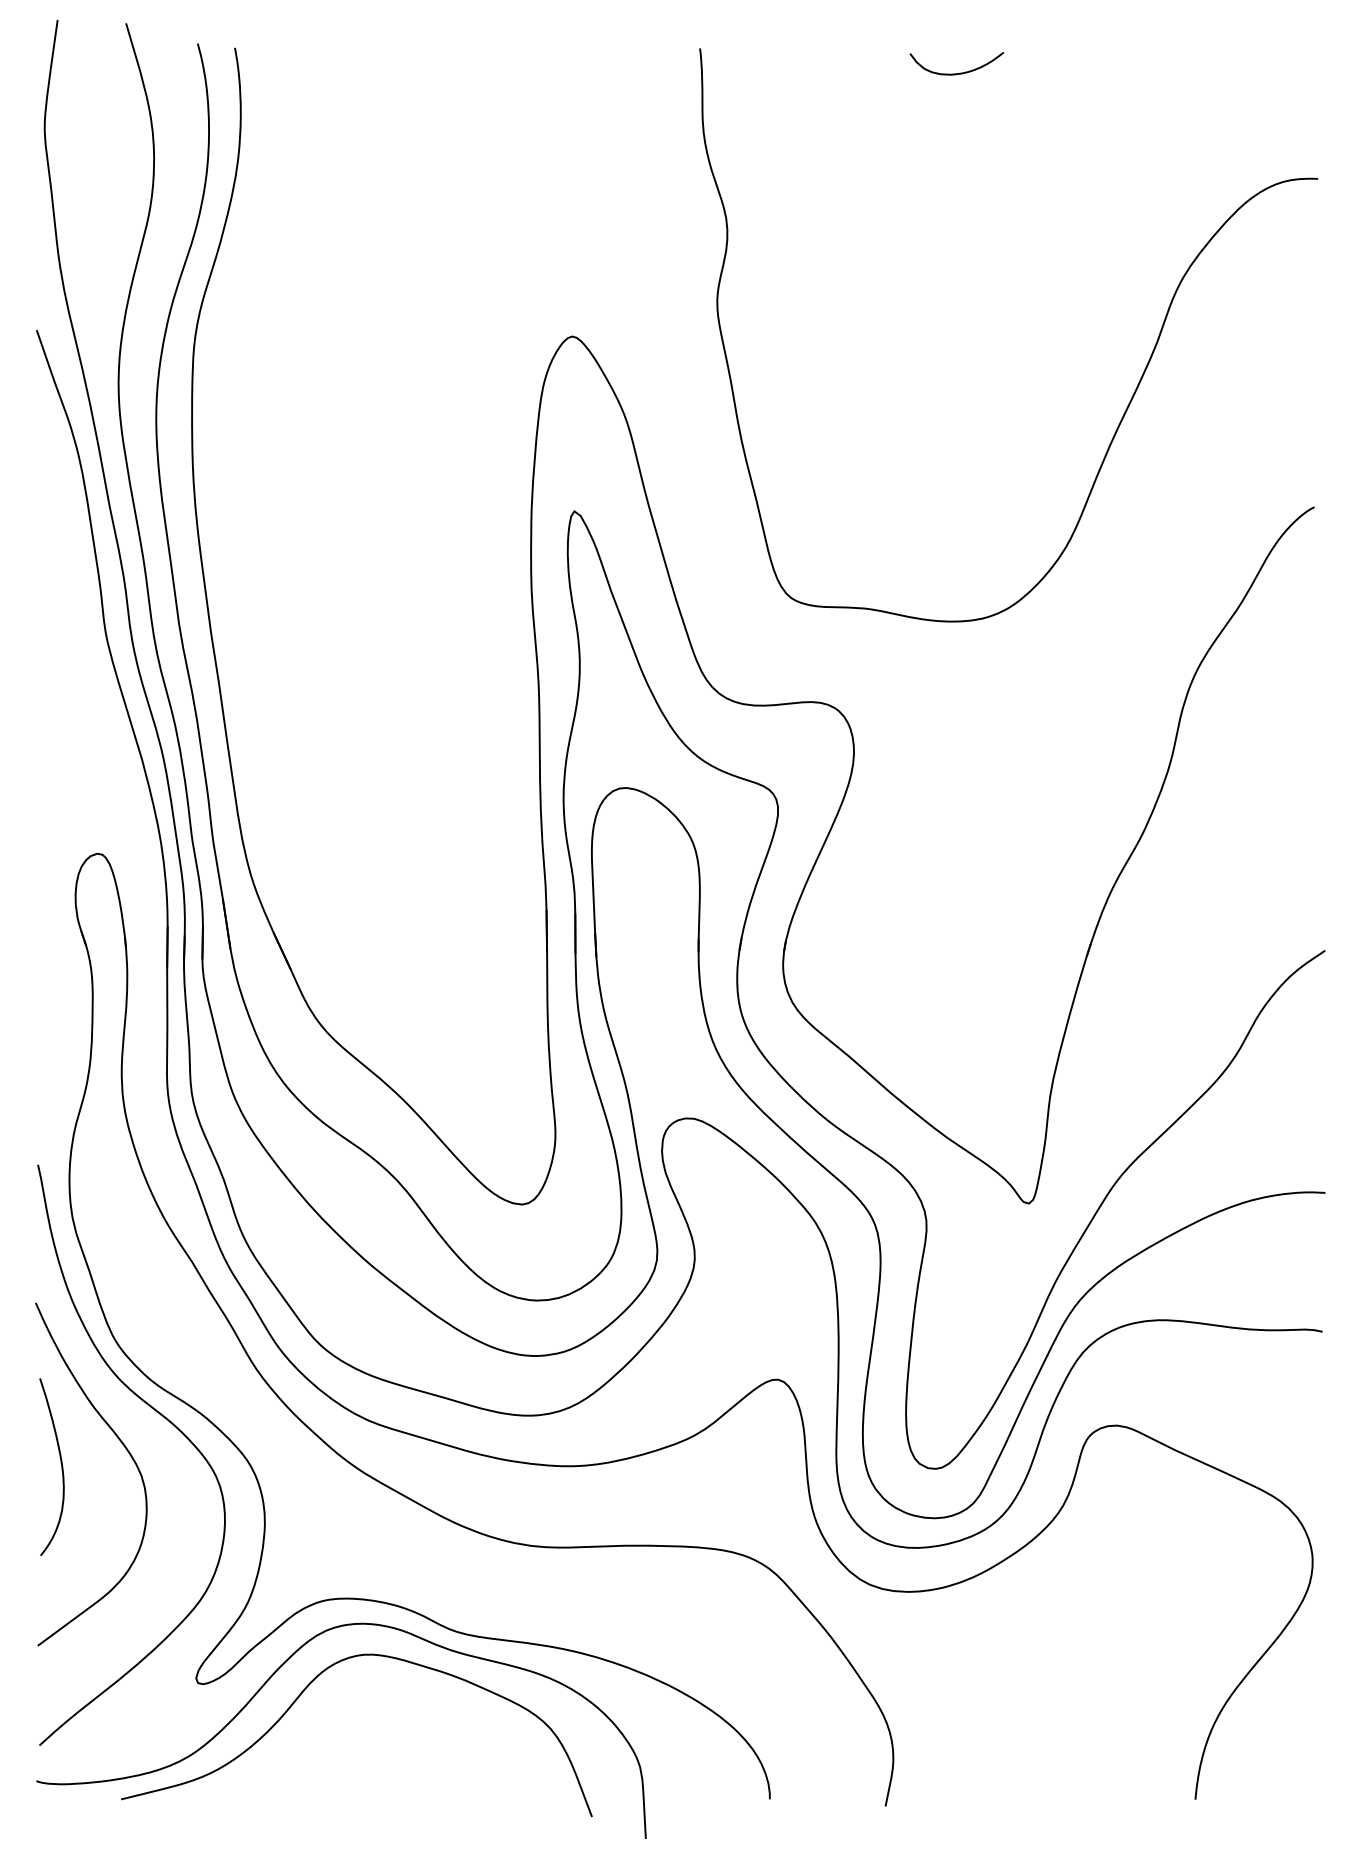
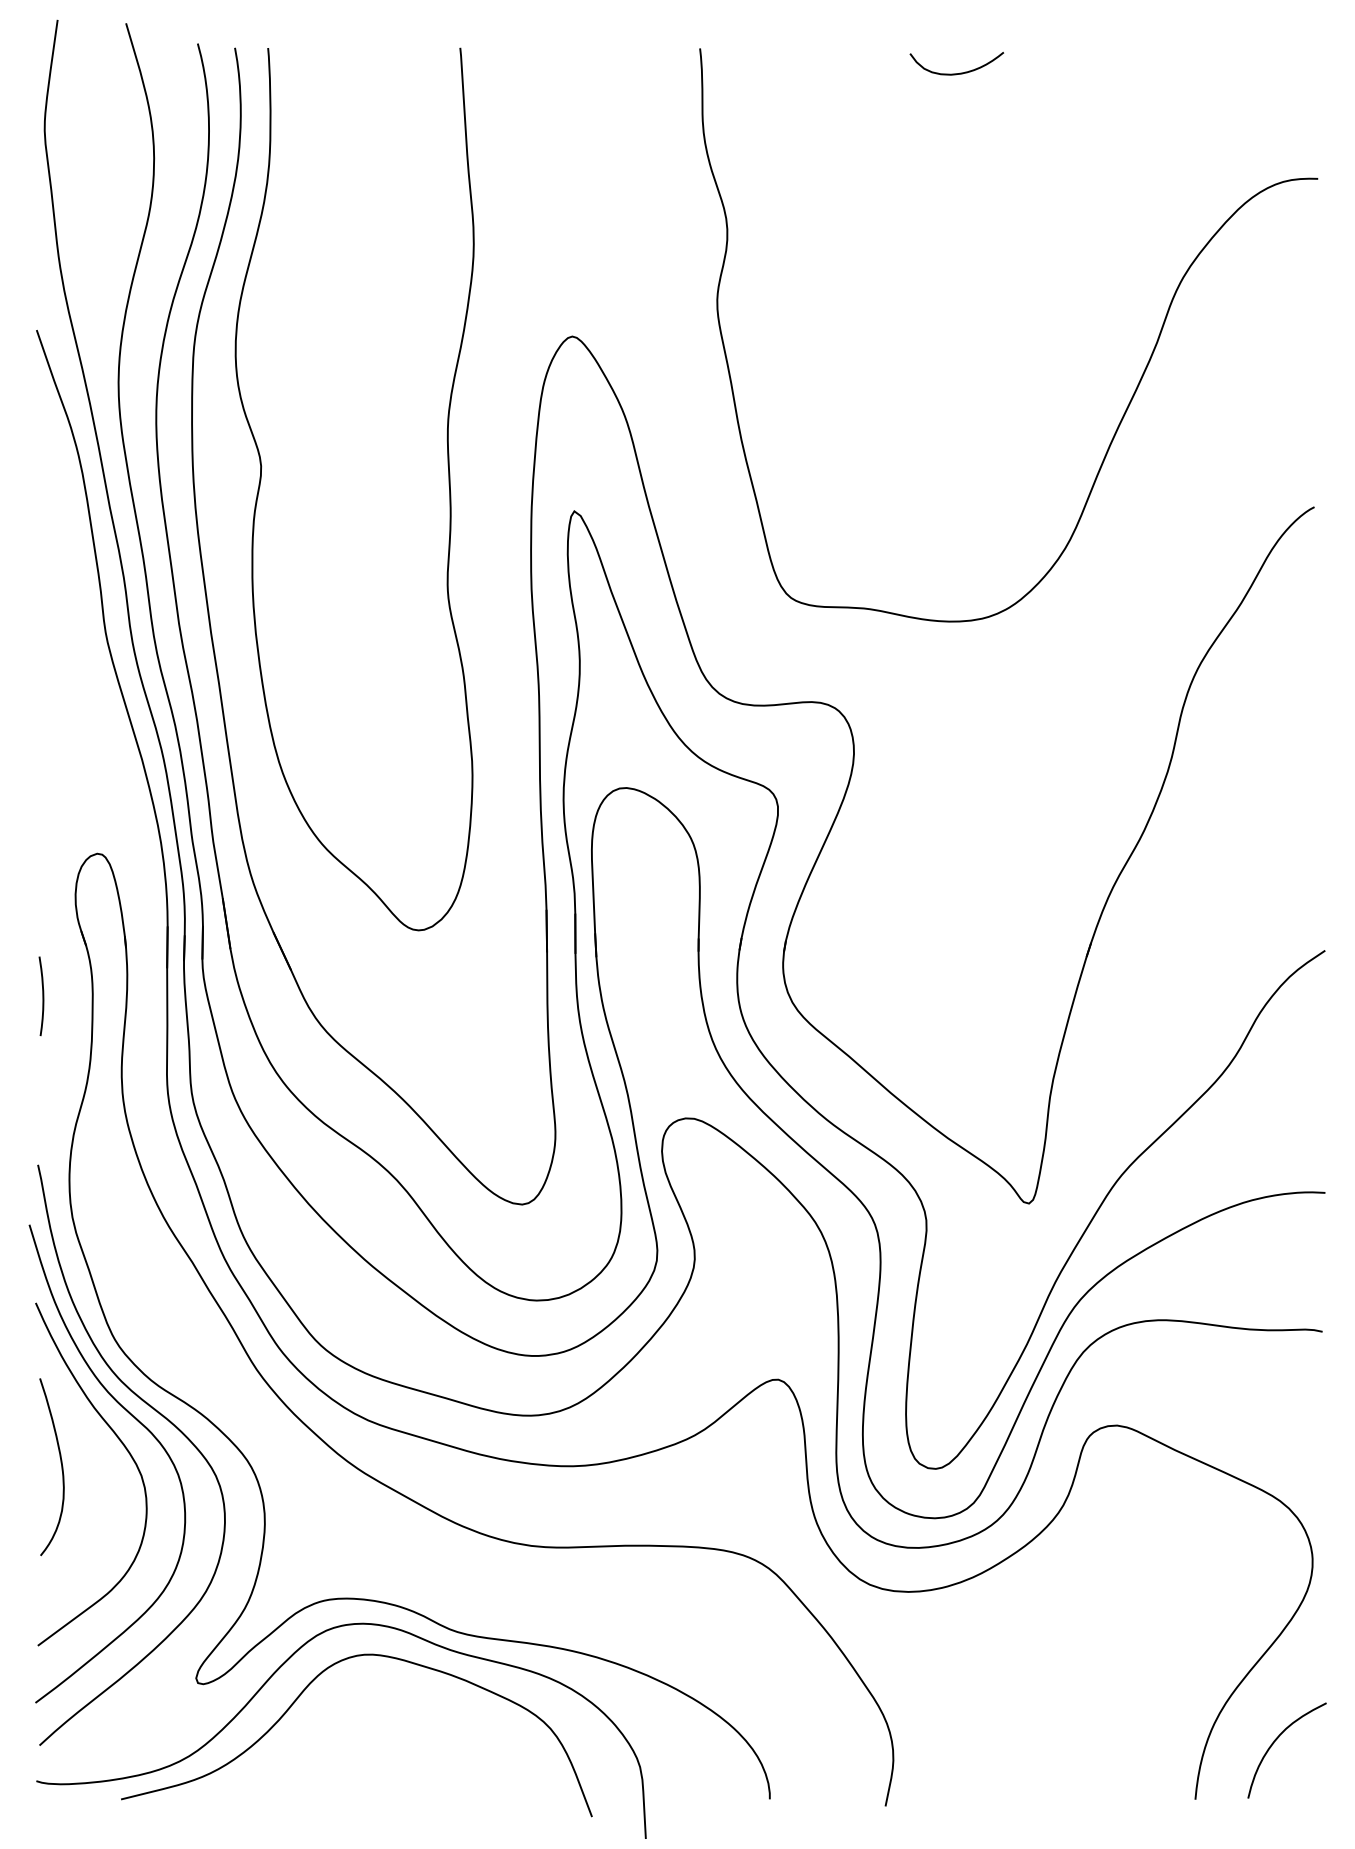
curve: none -> present (261, 480)
curve: none -> present (42, 996)
curve: none -> present (140, 1424)
curve: none -> present (1274, 1743)
